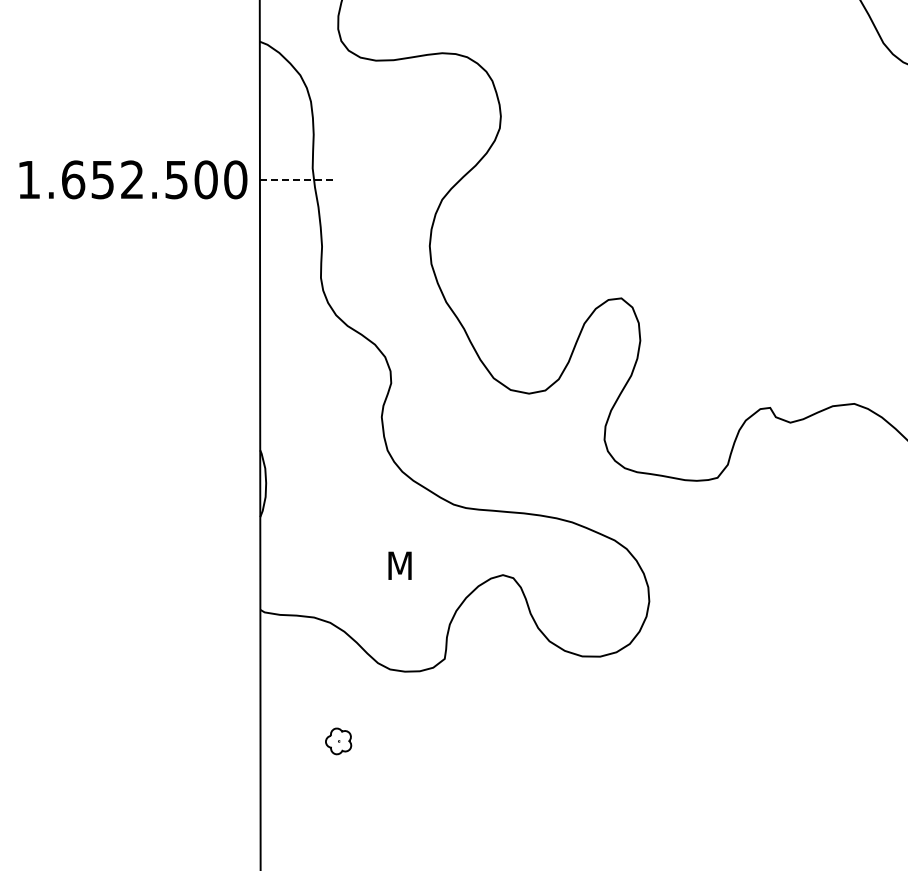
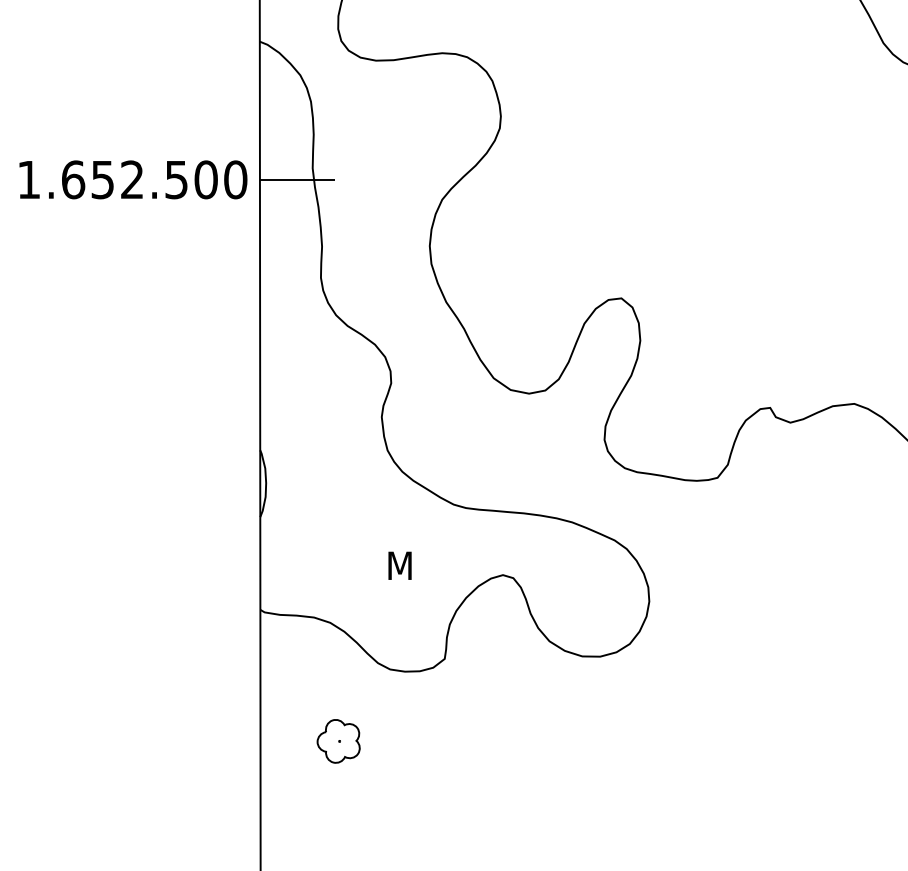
line: dashed -> solid (297, 179)
part size: 28x29 px -> 45x45 px (338, 741)
